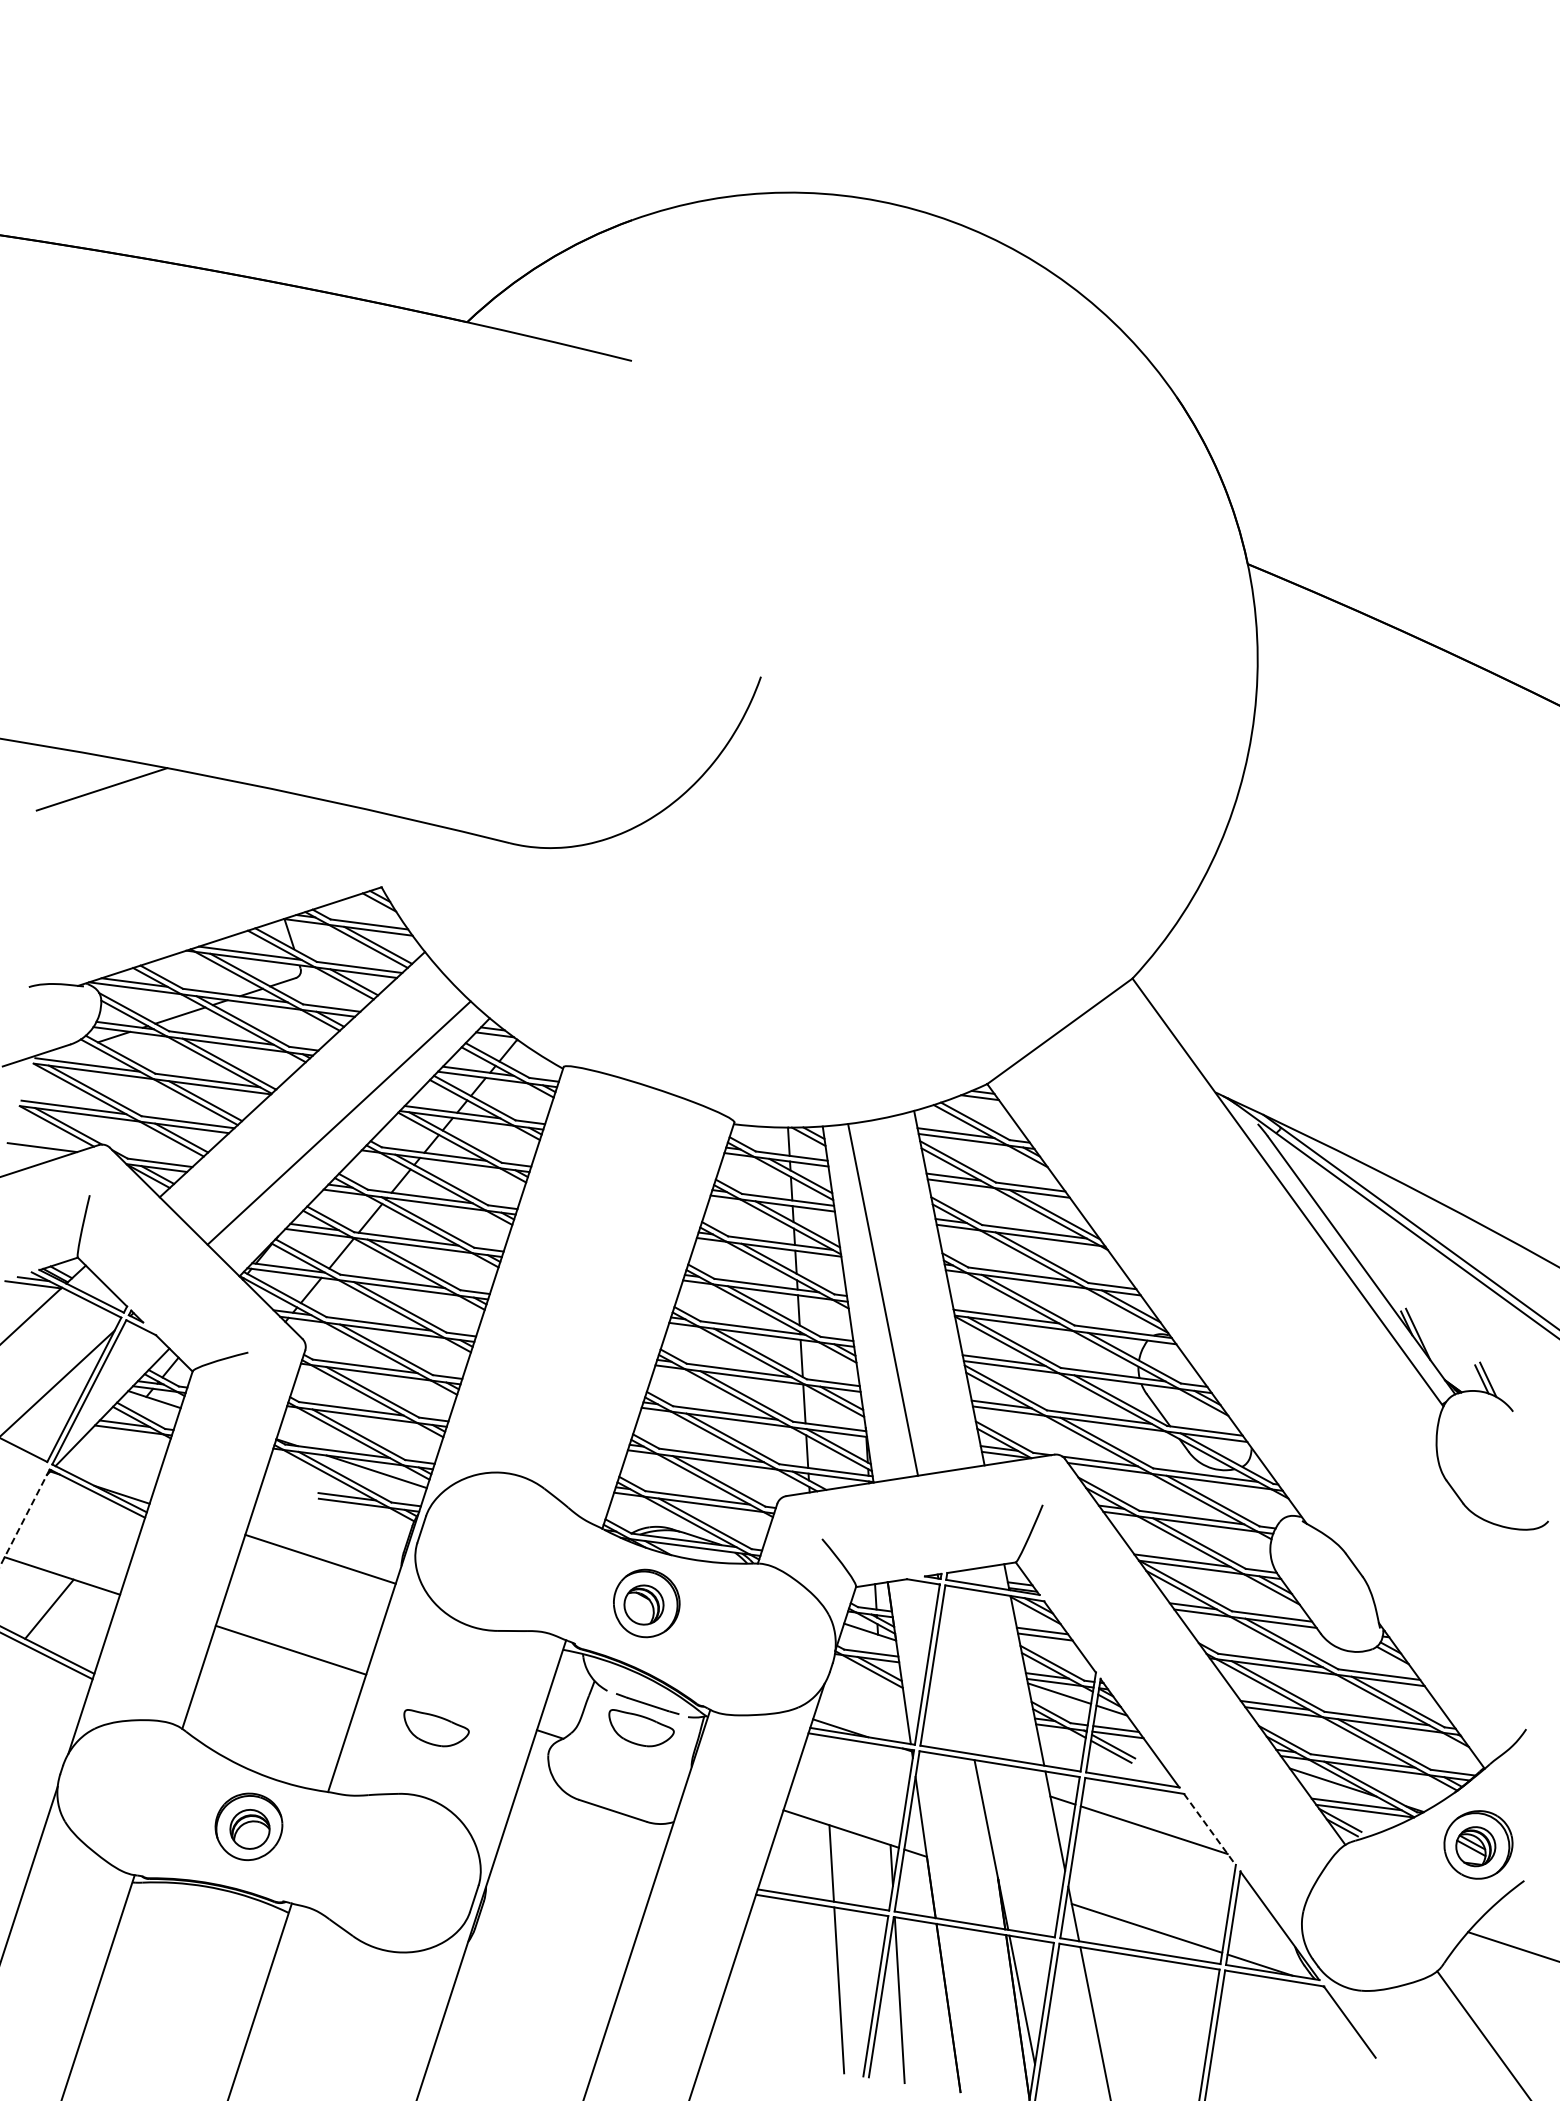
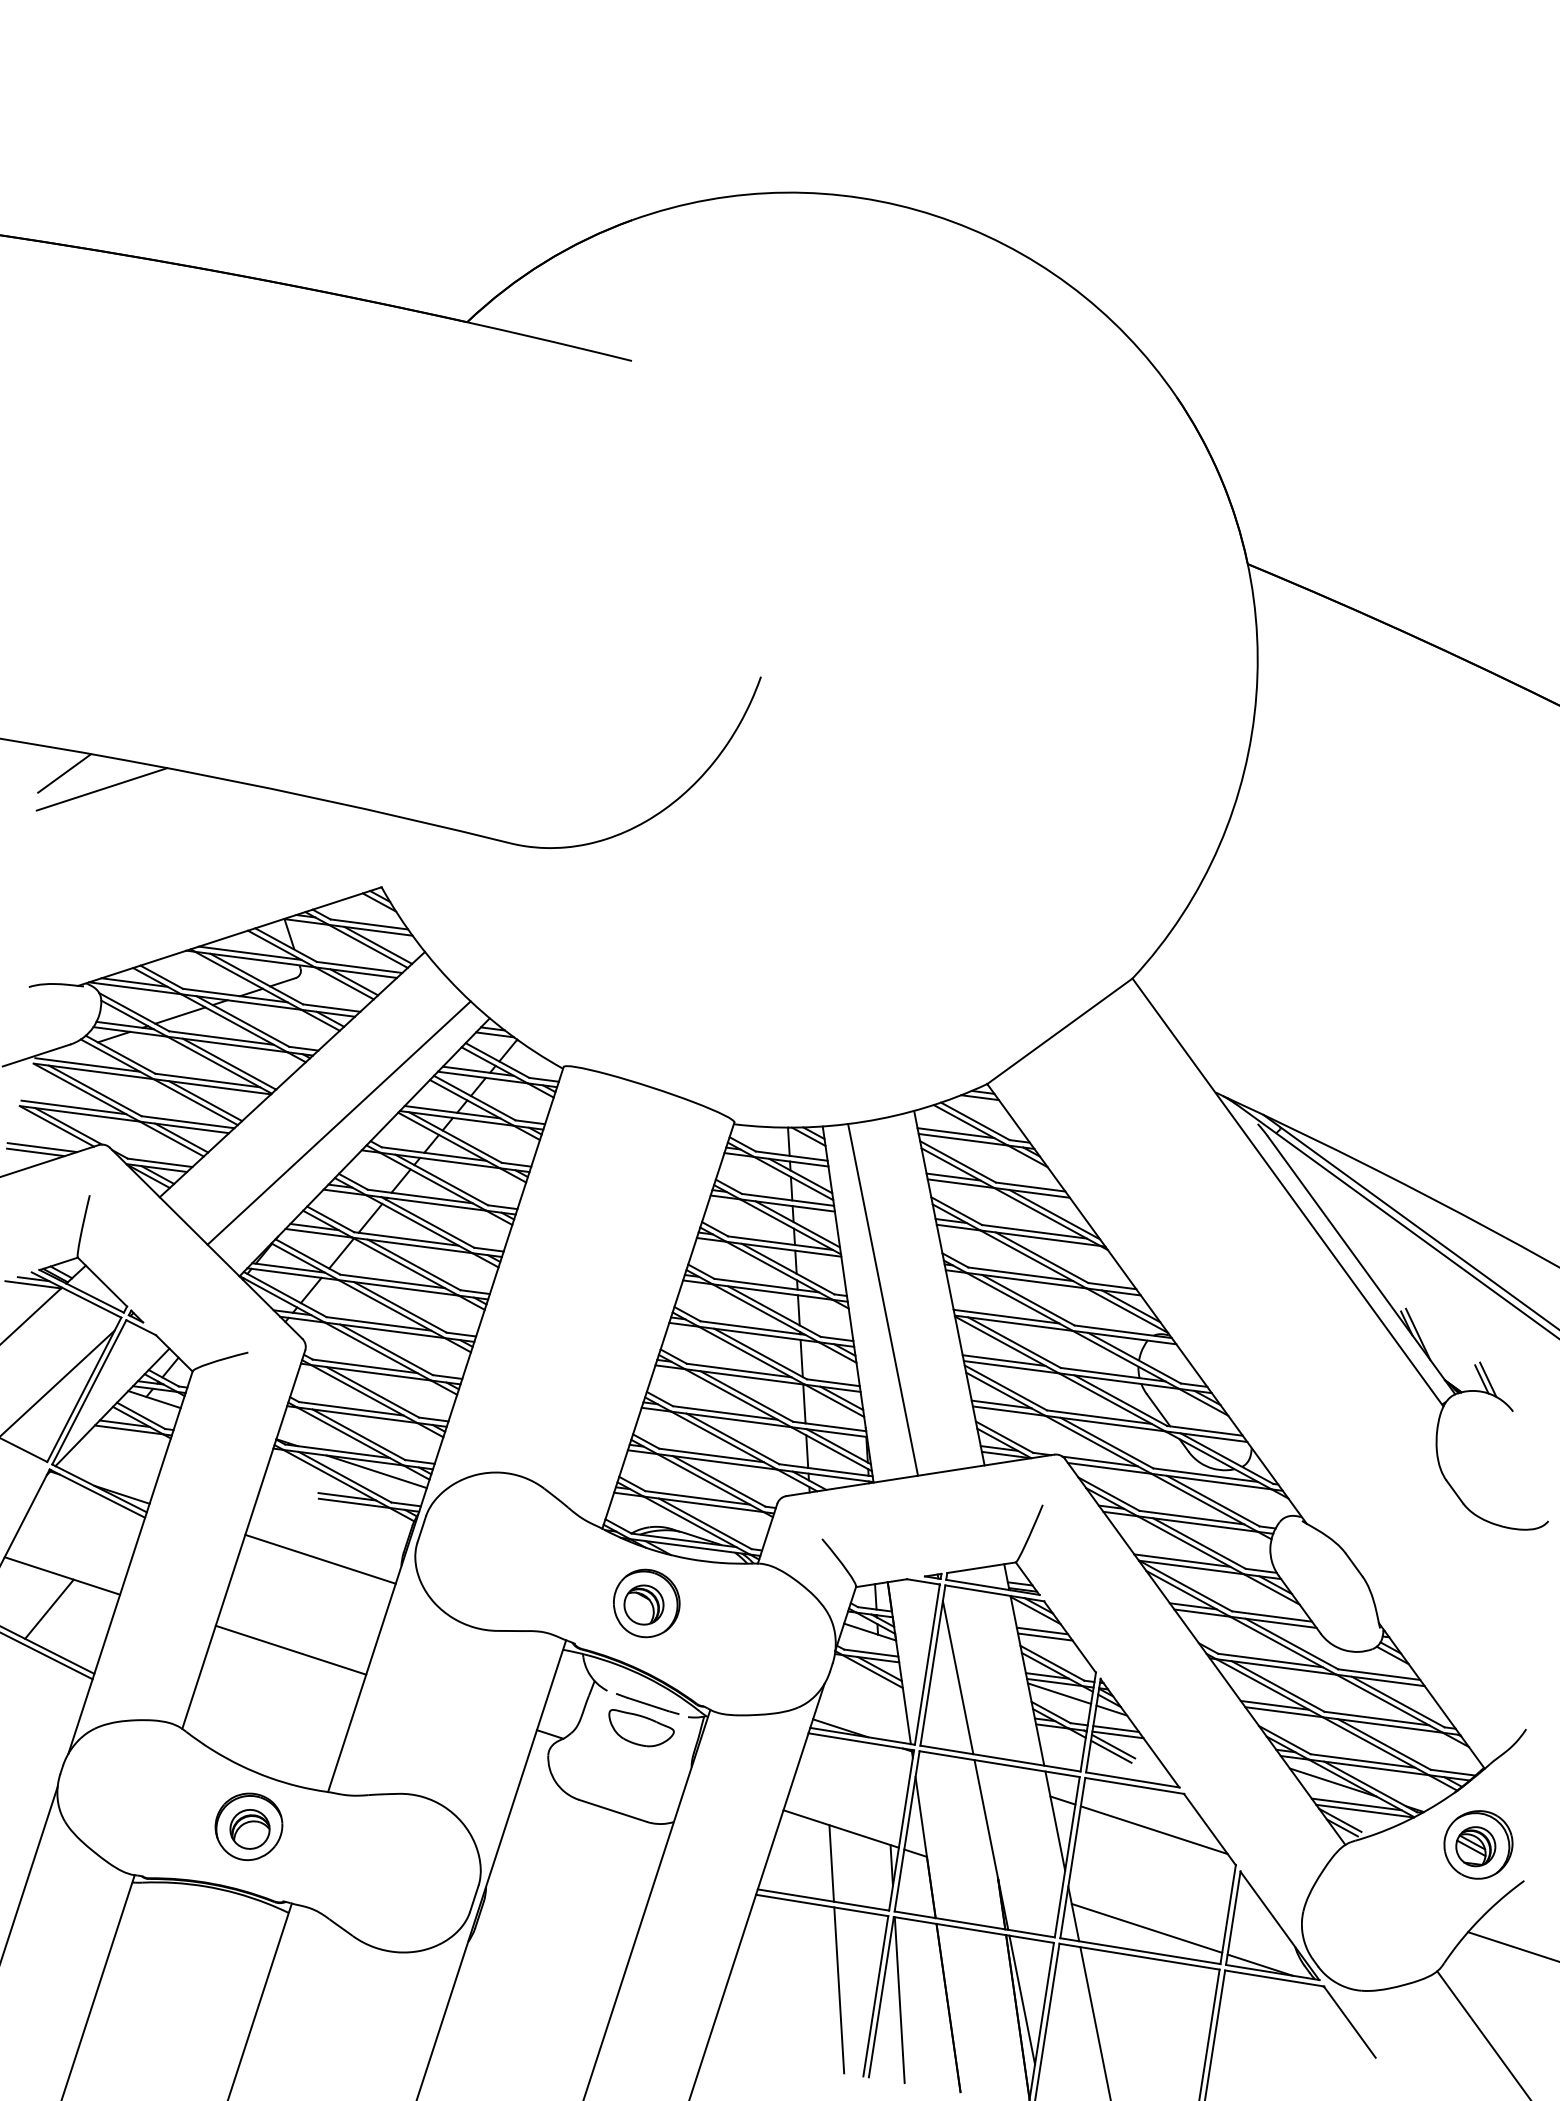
line: none -> present (64, 773)
line: none -> present (35, 1152)
line: dashed -> solid (24, 1518)
line: none -> present (957, 1677)
part: present -> none (436, 1728)
line: dashed -> solid (1210, 1829)
